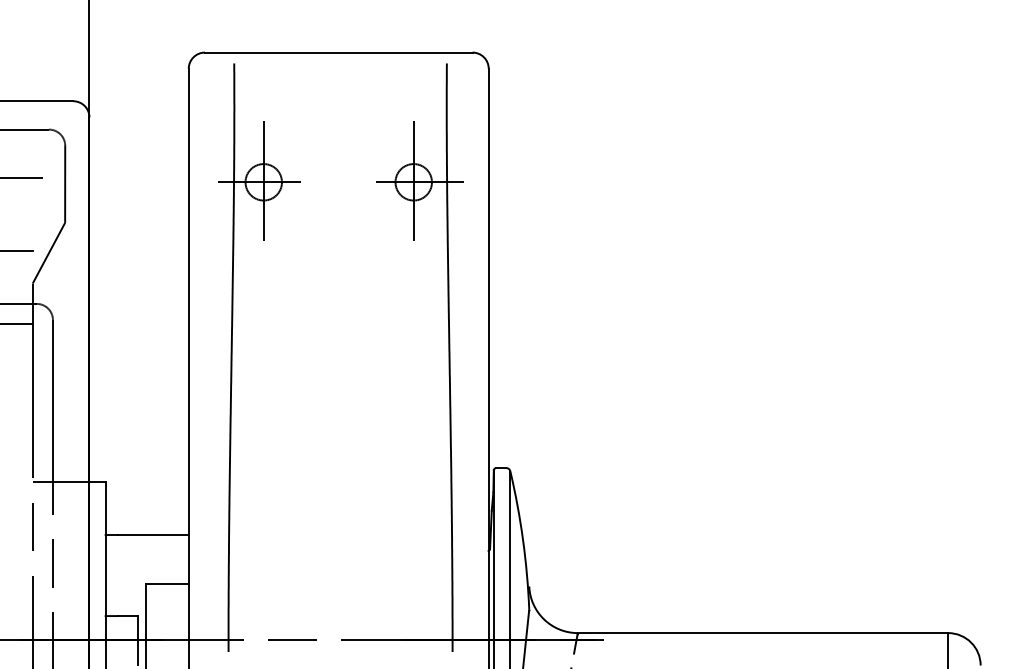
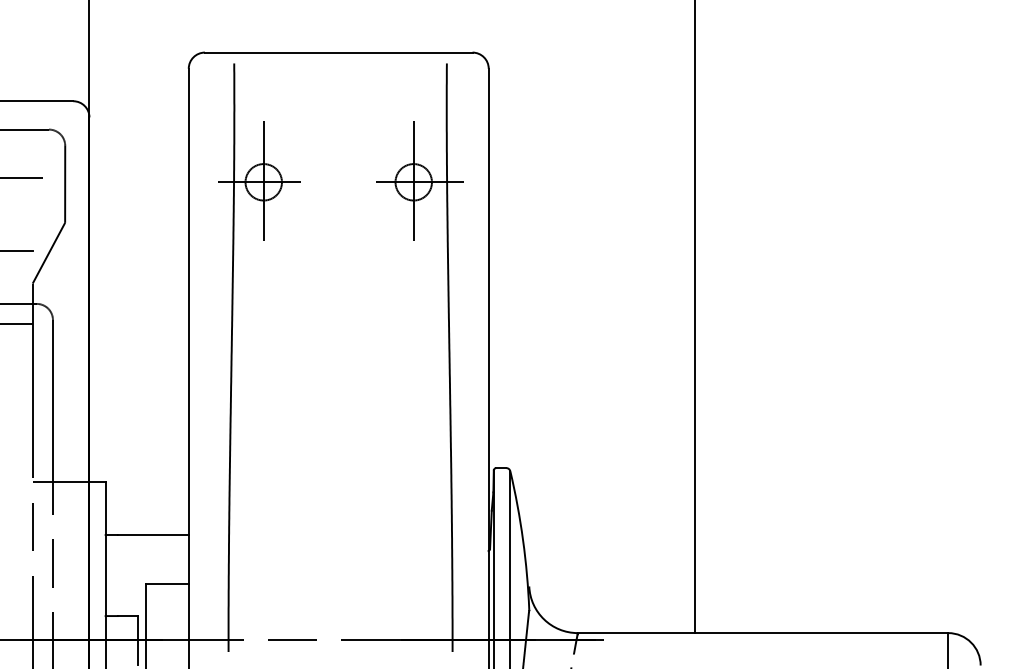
line: none -> present (695, 317)
